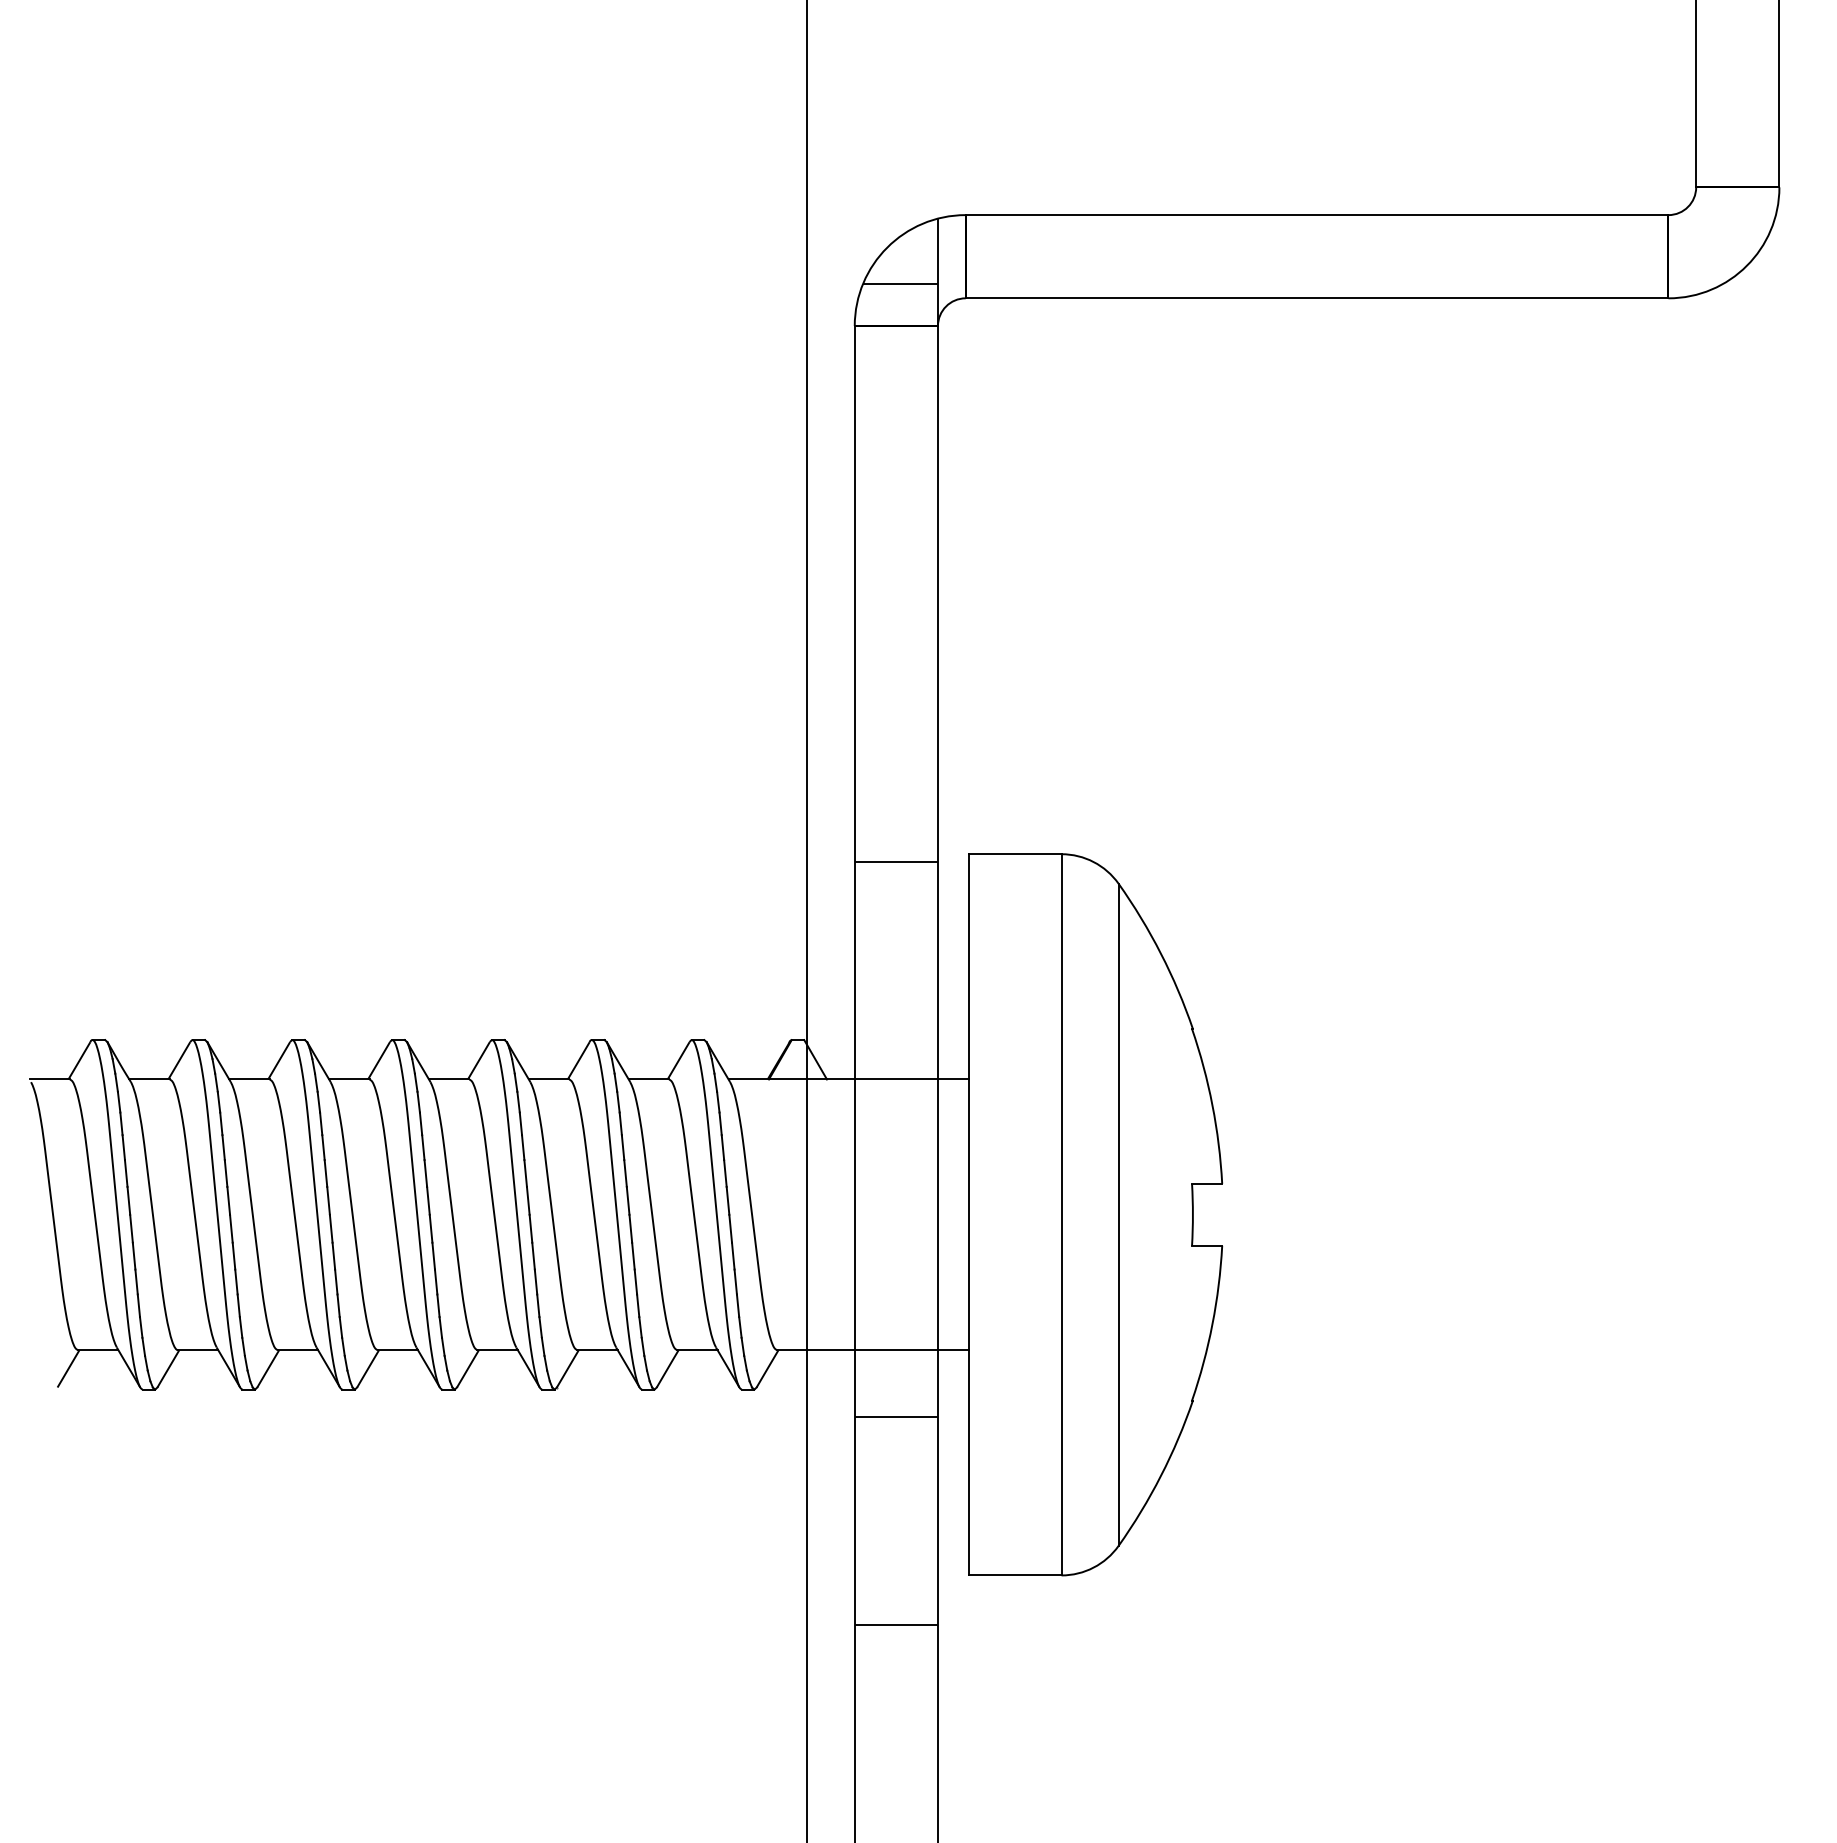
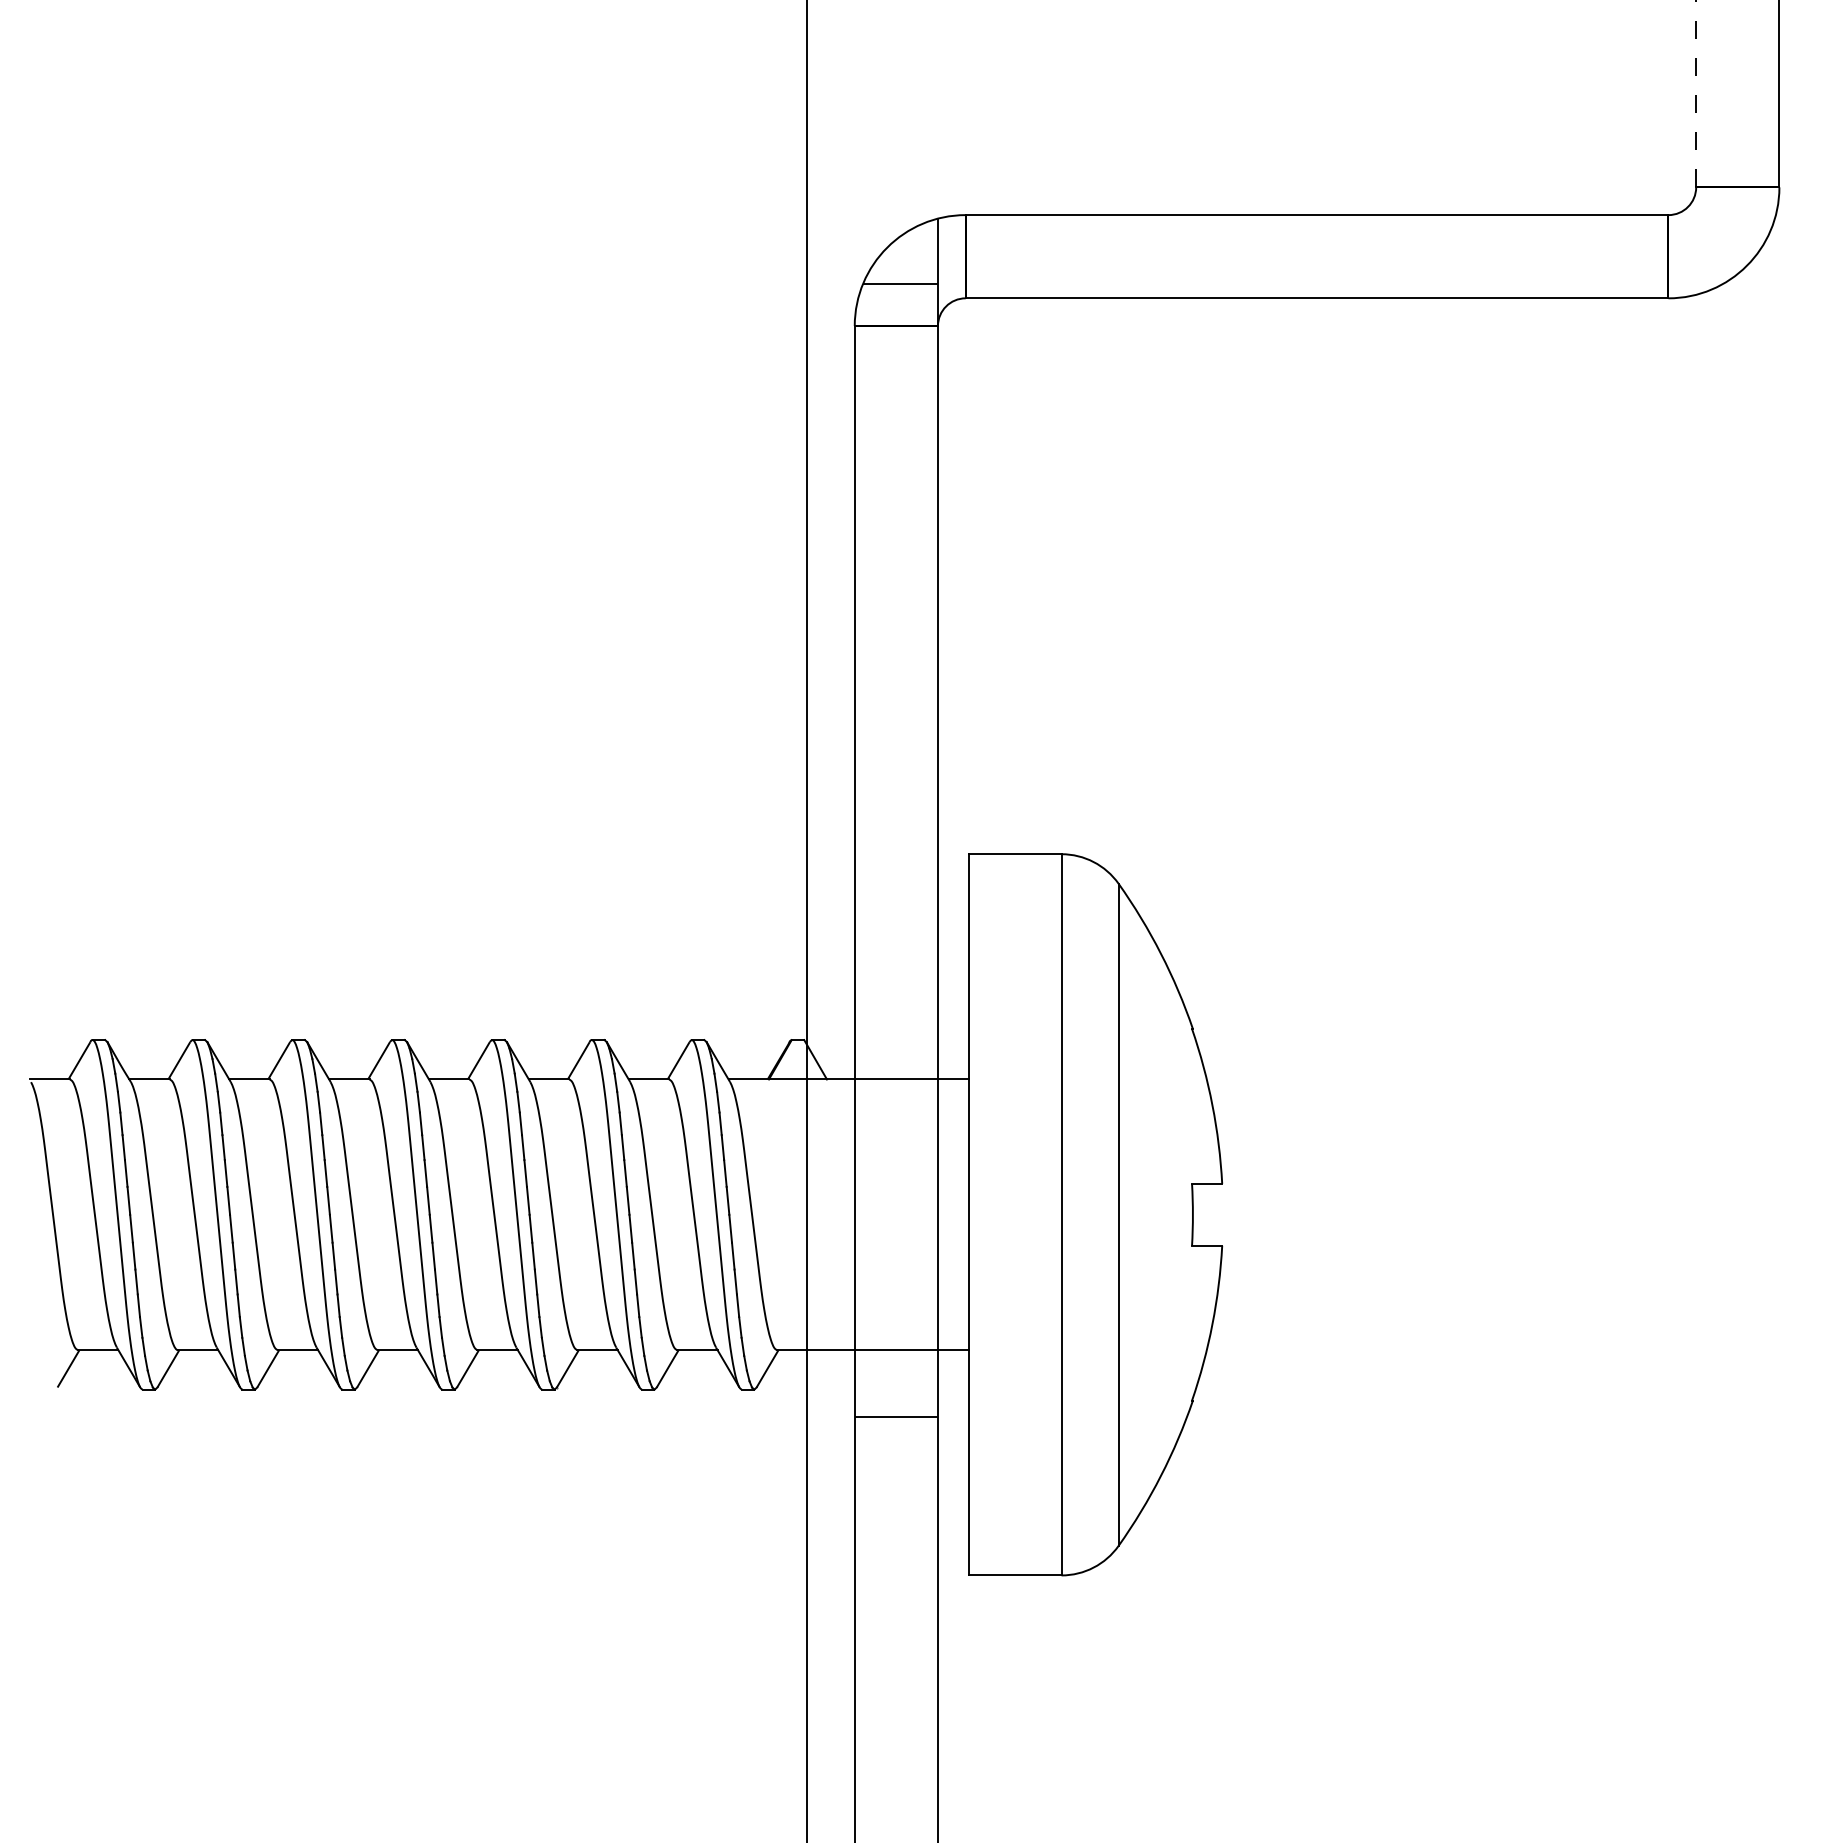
line: solid -> dashed (1696, 93)
line: present -> none (895, 862)
line: present -> none (895, 1625)
